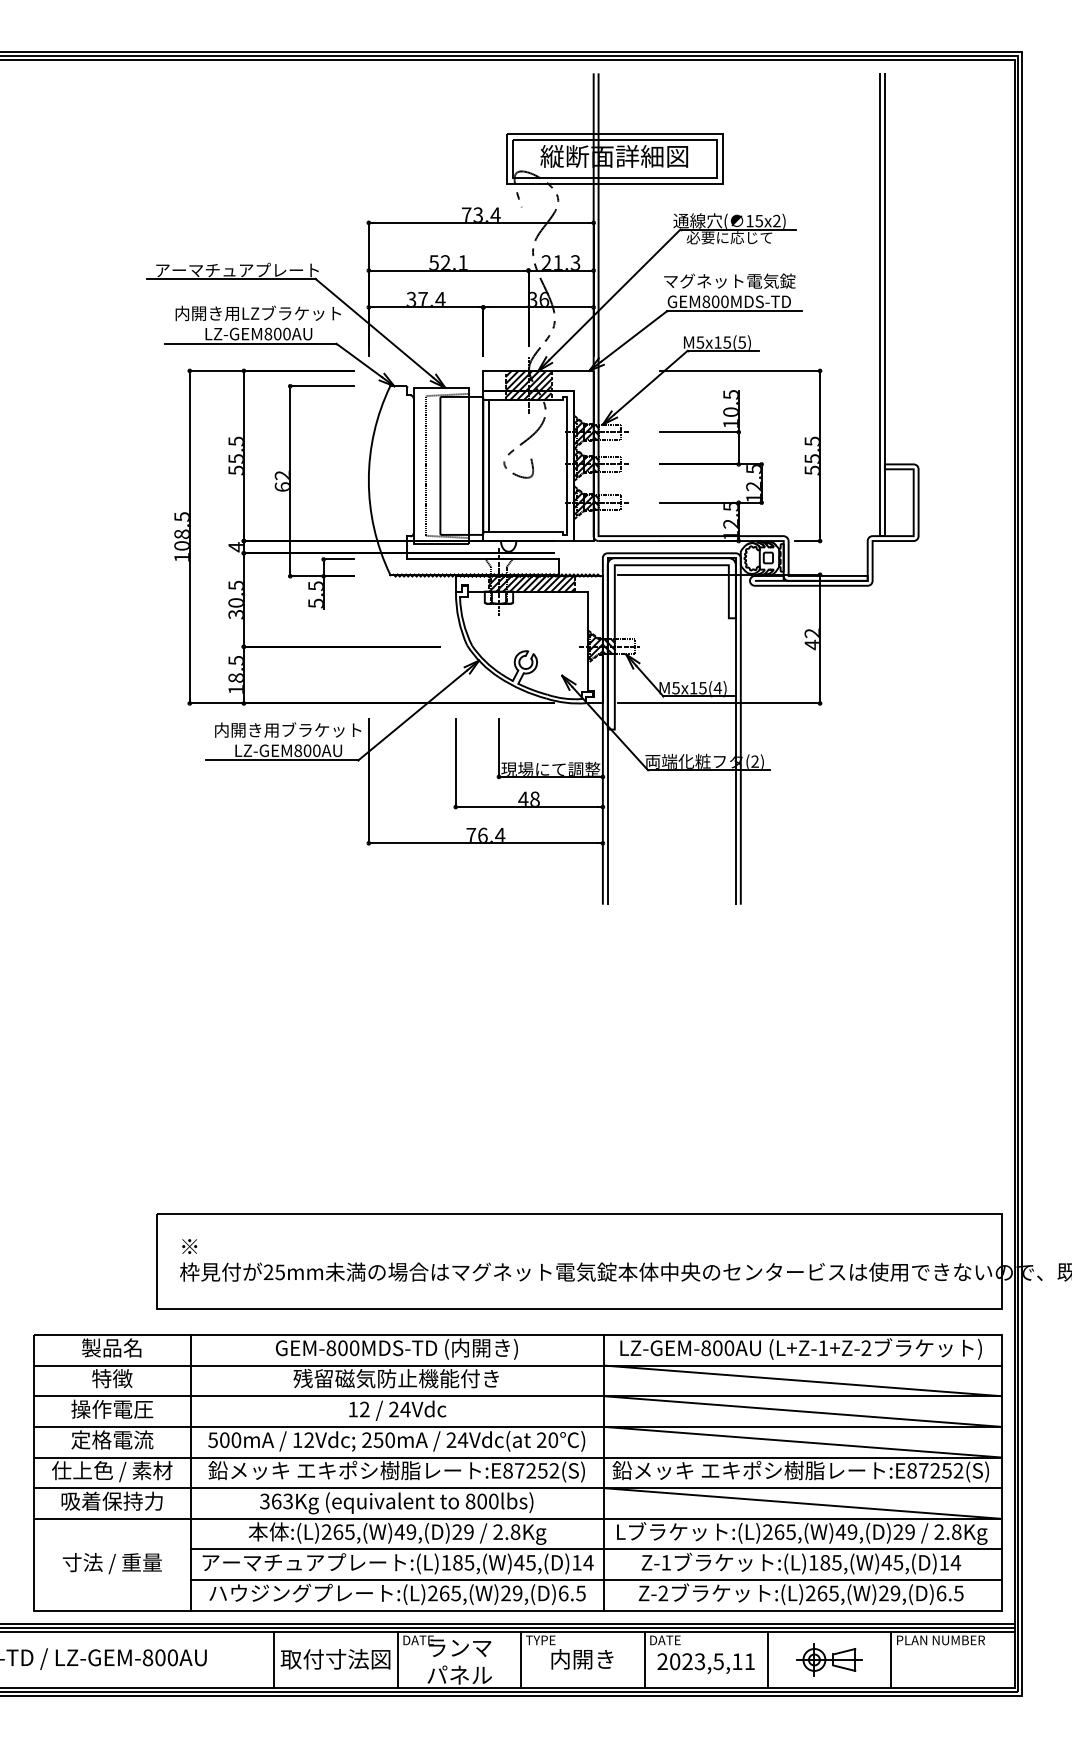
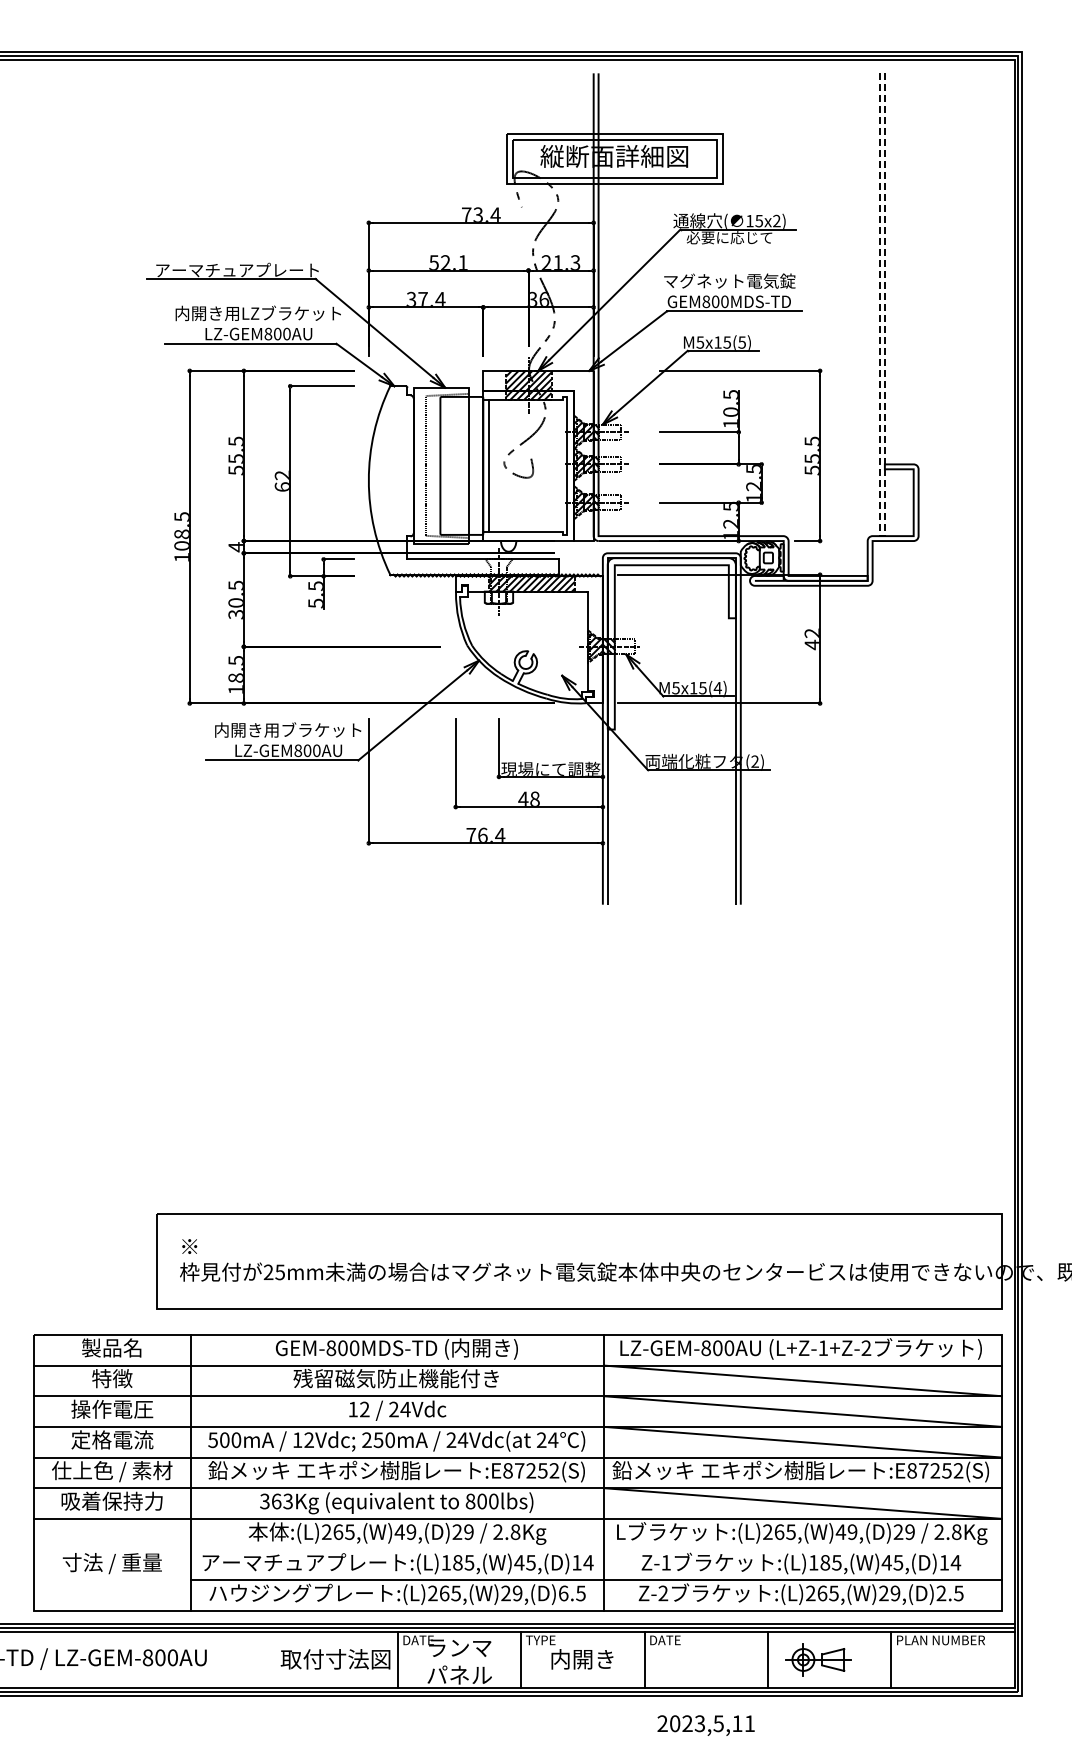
line: solid -> dashed (882, 536)
text: 20 -> 24 (553, 1440)
line: present -> none (595, 1549)
text: :(L)265,(W)29,(D)6.5 -> :(L)265,(W)29,(D)2.5 (941, 1593)
line: present -> none (274, 1659)
part position: (829, 1659) -> (818, 1659) (818, 1659)
text position: (705, 1663) -> (705, 1725) (705, 1725)
